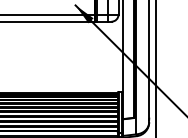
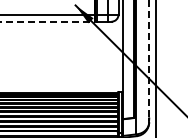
line: solid -> dashed (48, 21)
line: solid -> dashed (149, 58)
